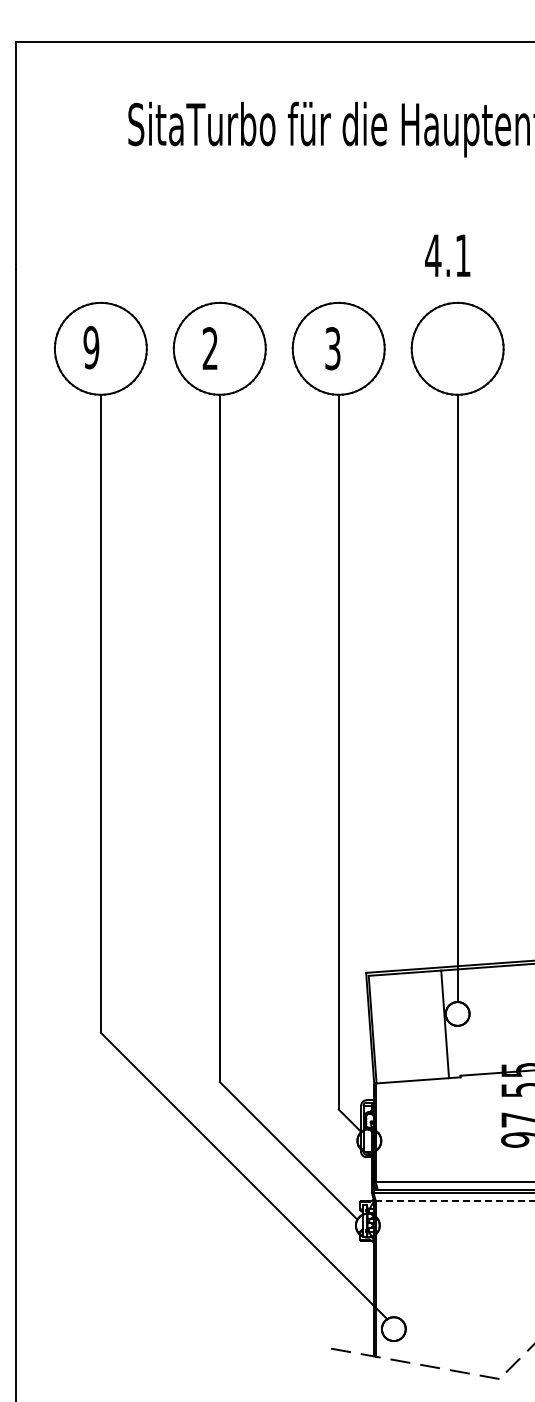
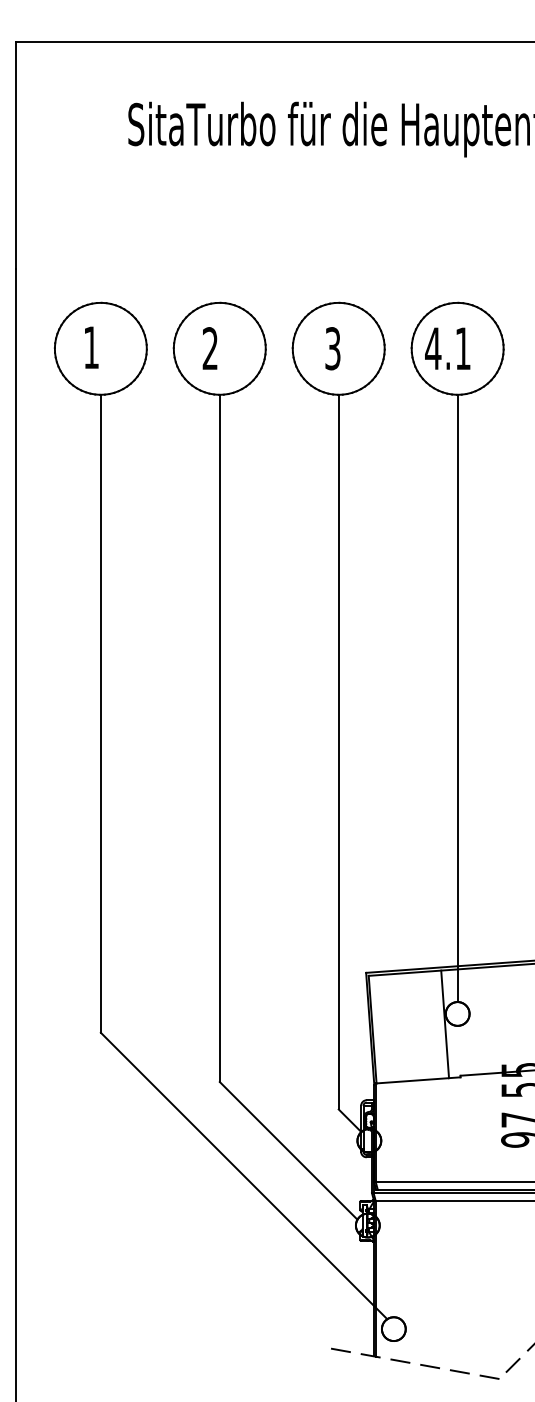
text position: (447, 255) -> (447, 348) (447, 348)
text: 9 -> 1 (91, 347)
line: dashed -> solid (455, 1200)
